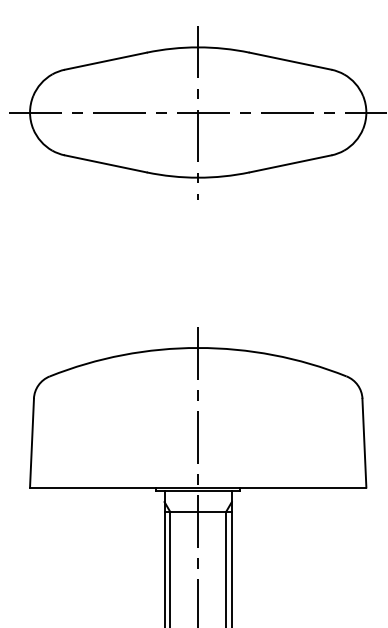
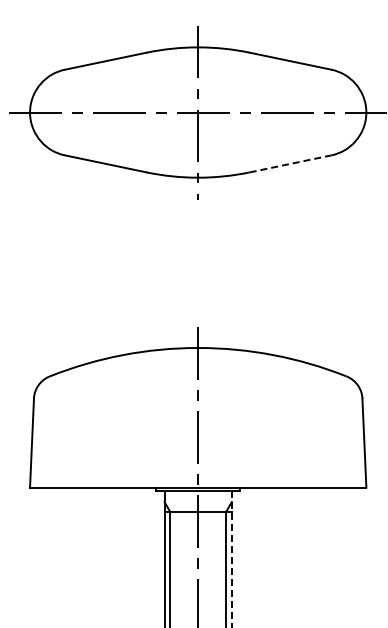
line: solid -> dashed (290, 163)
line: solid -> dashed (231, 559)
